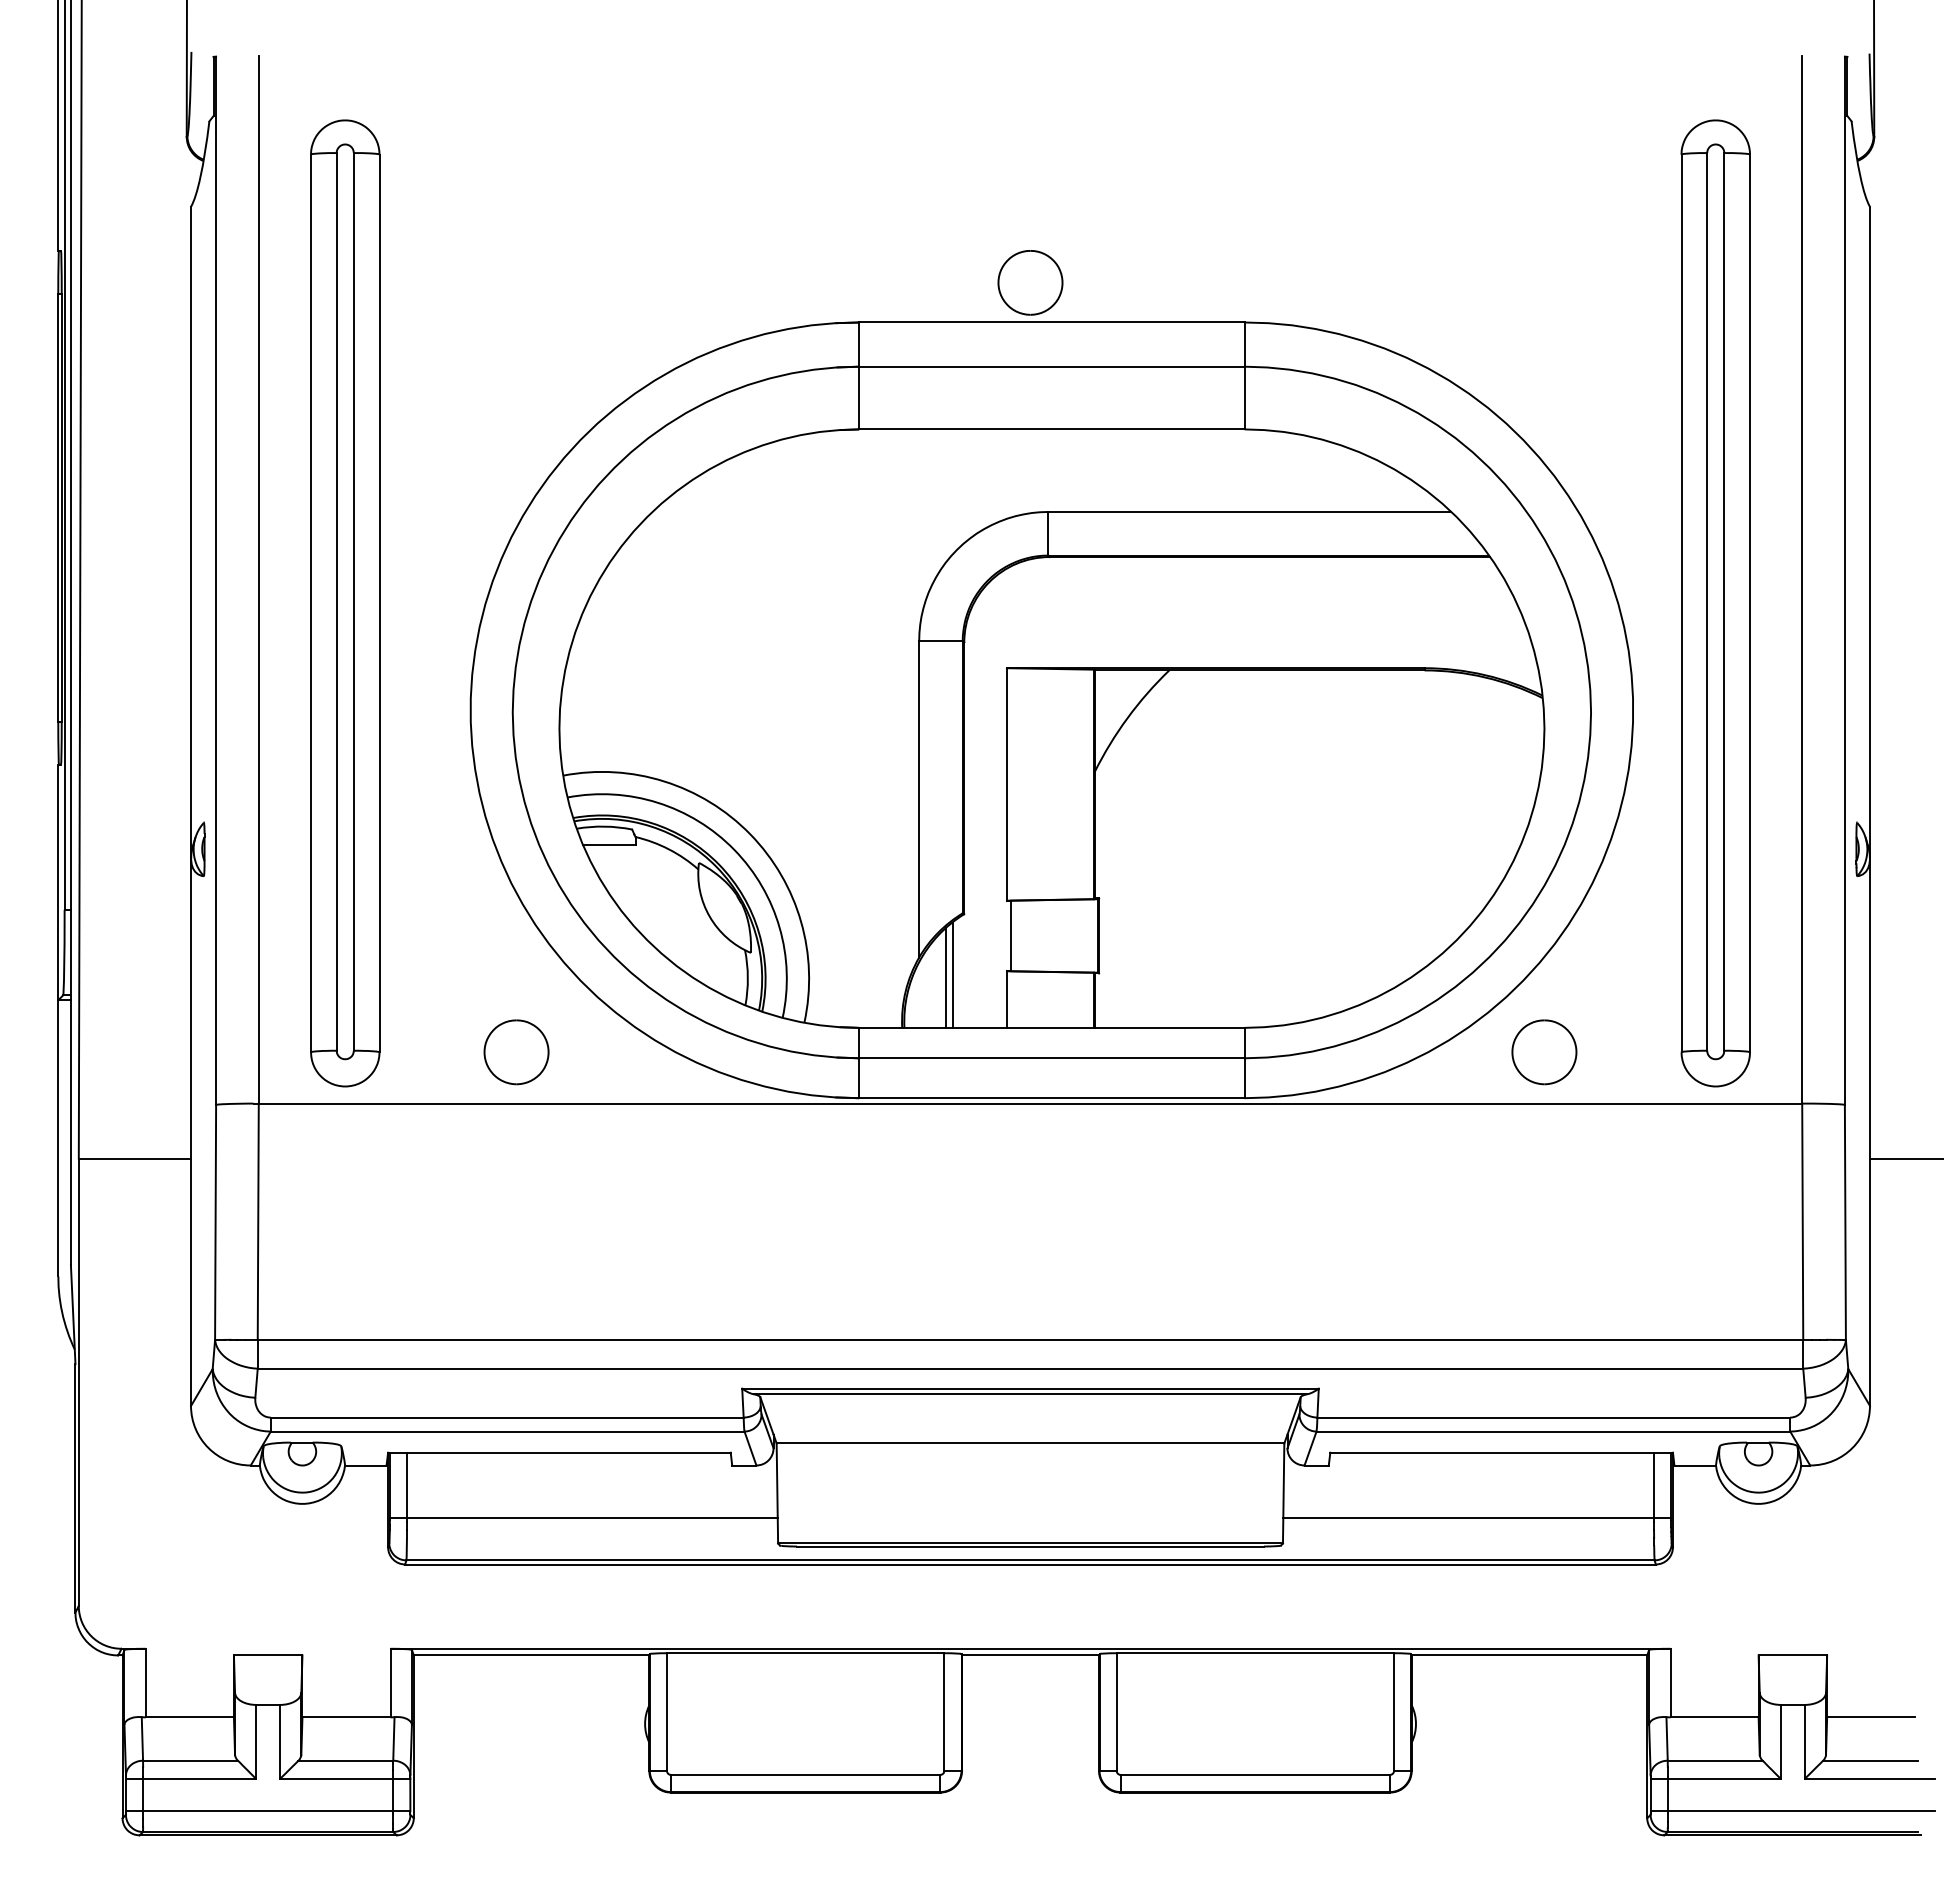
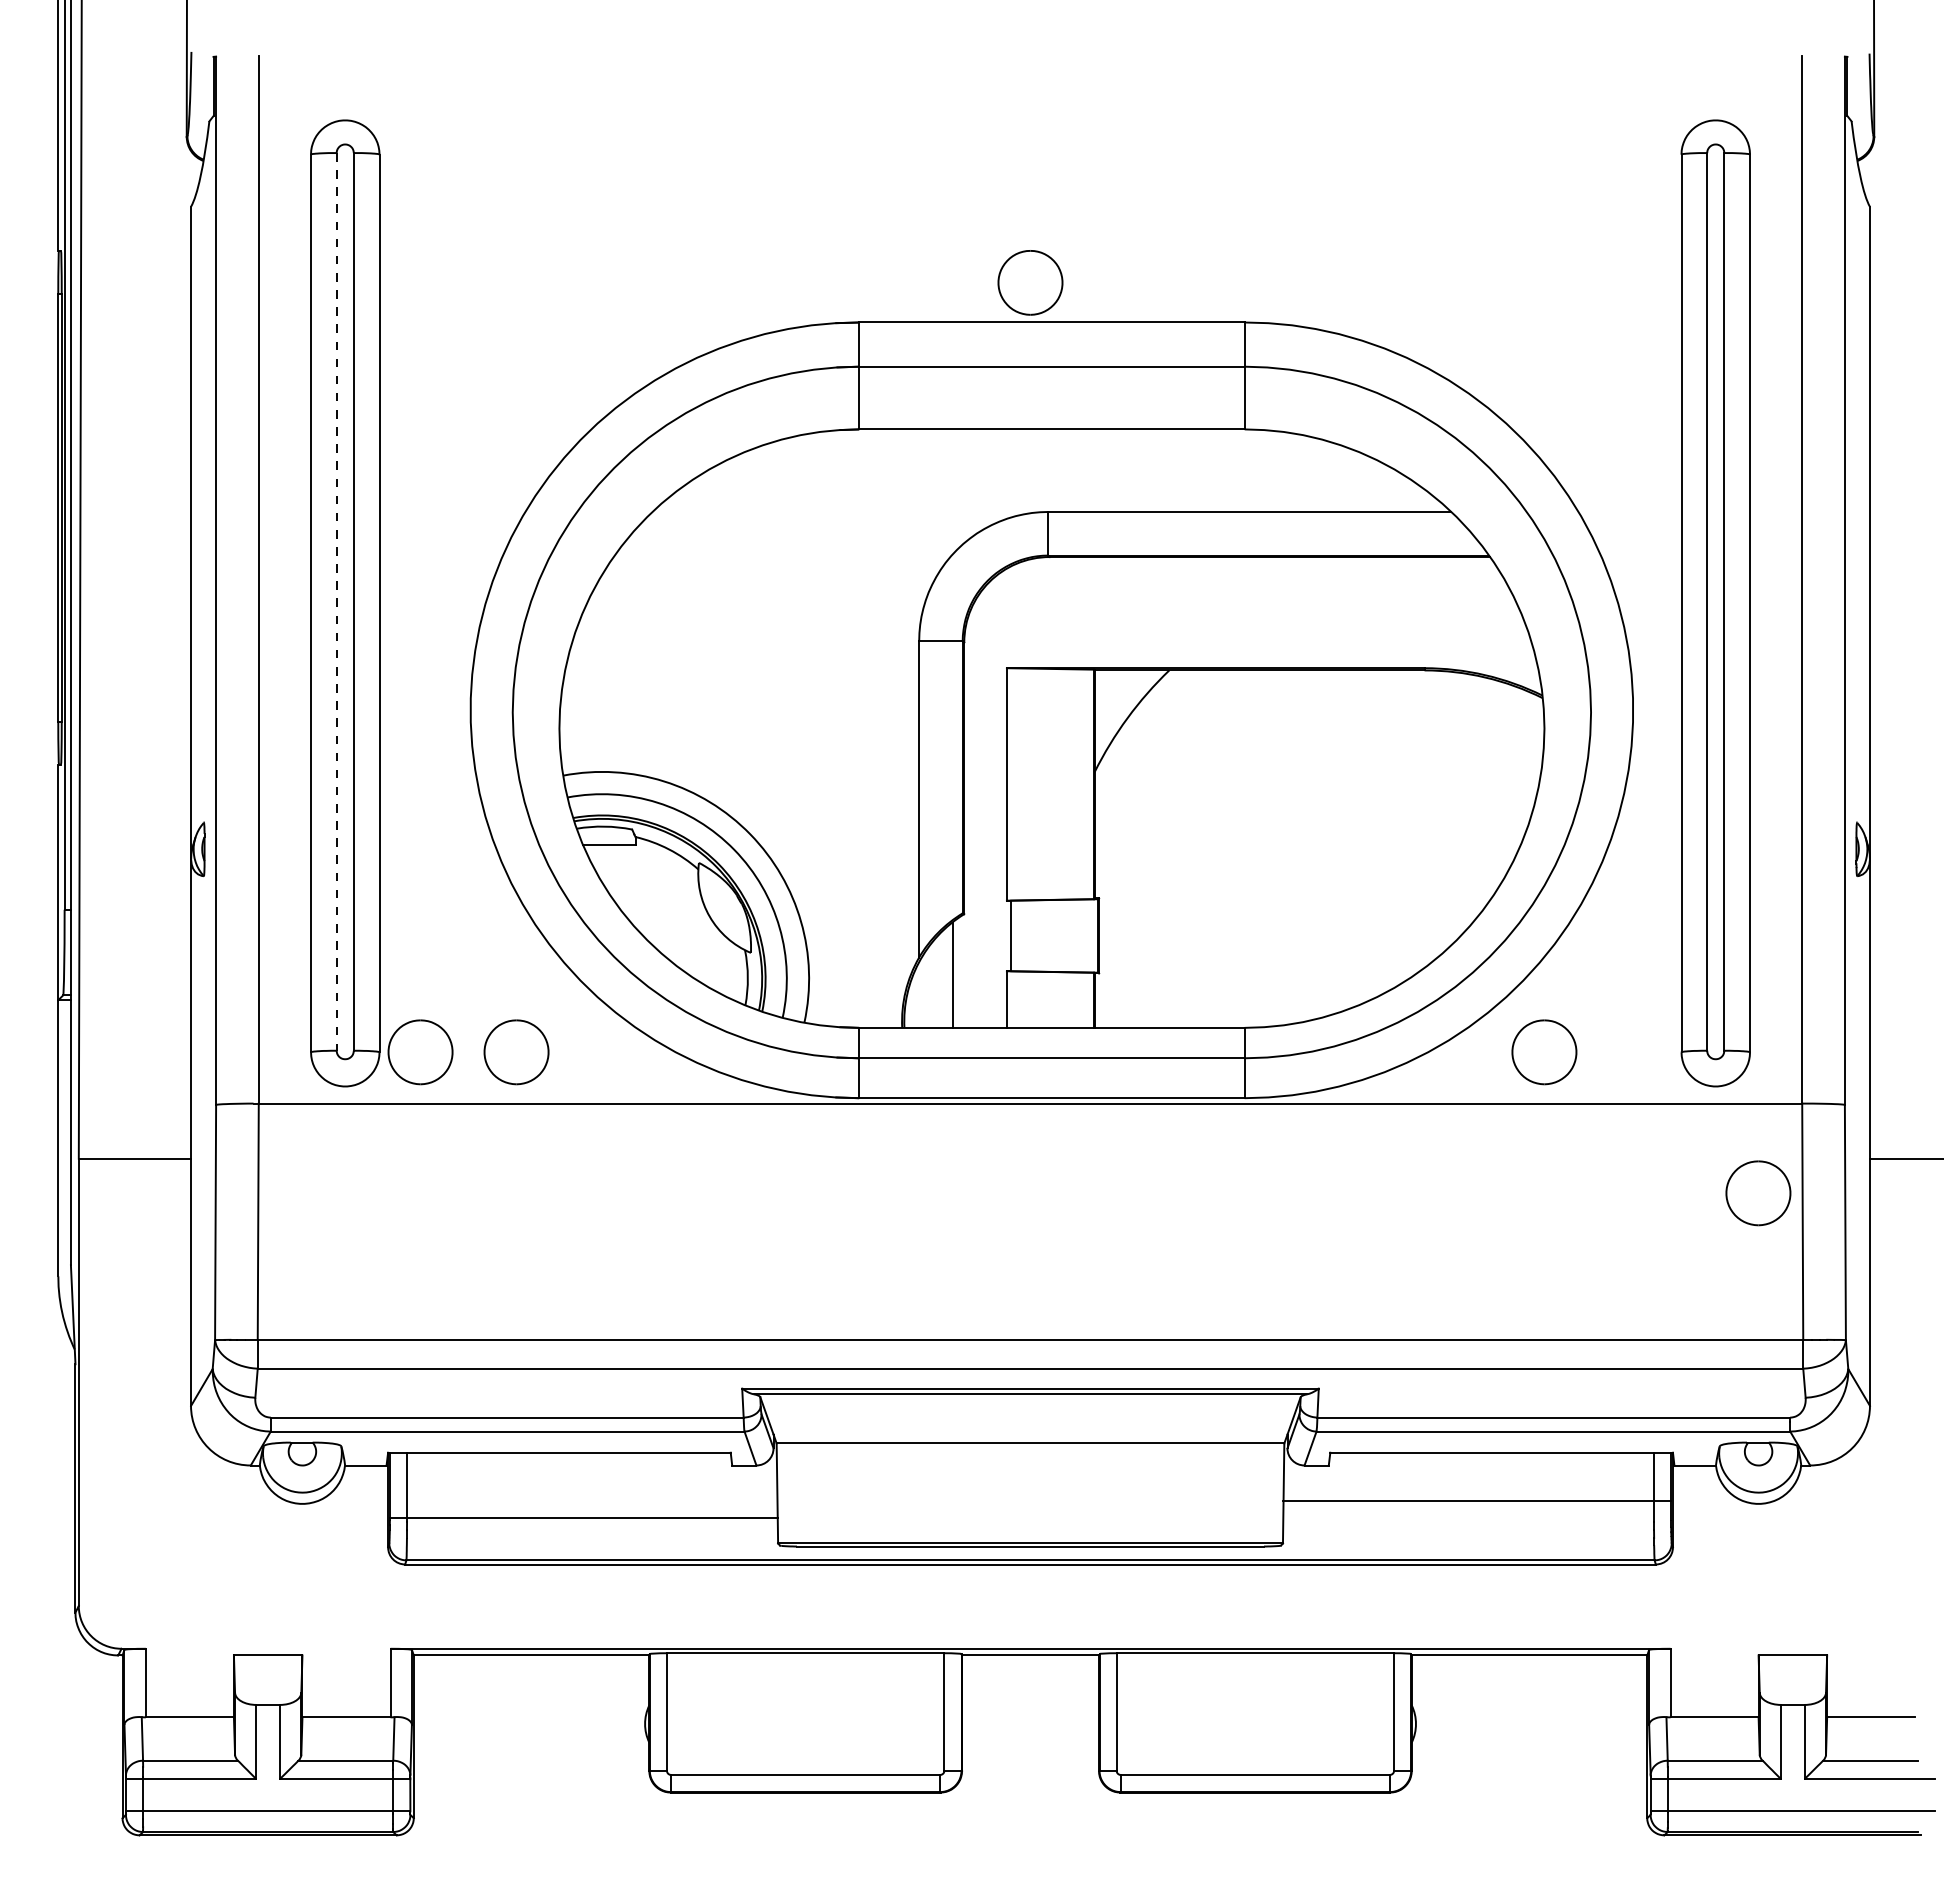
line: solid -> dashed (336, 601)
line: present -> none (945, 977)
part: none -> present (420, 1052)
part: none -> present (1758, 1193)
line position: (1477, 1517) -> (1477, 1500) (1477, 1500)
